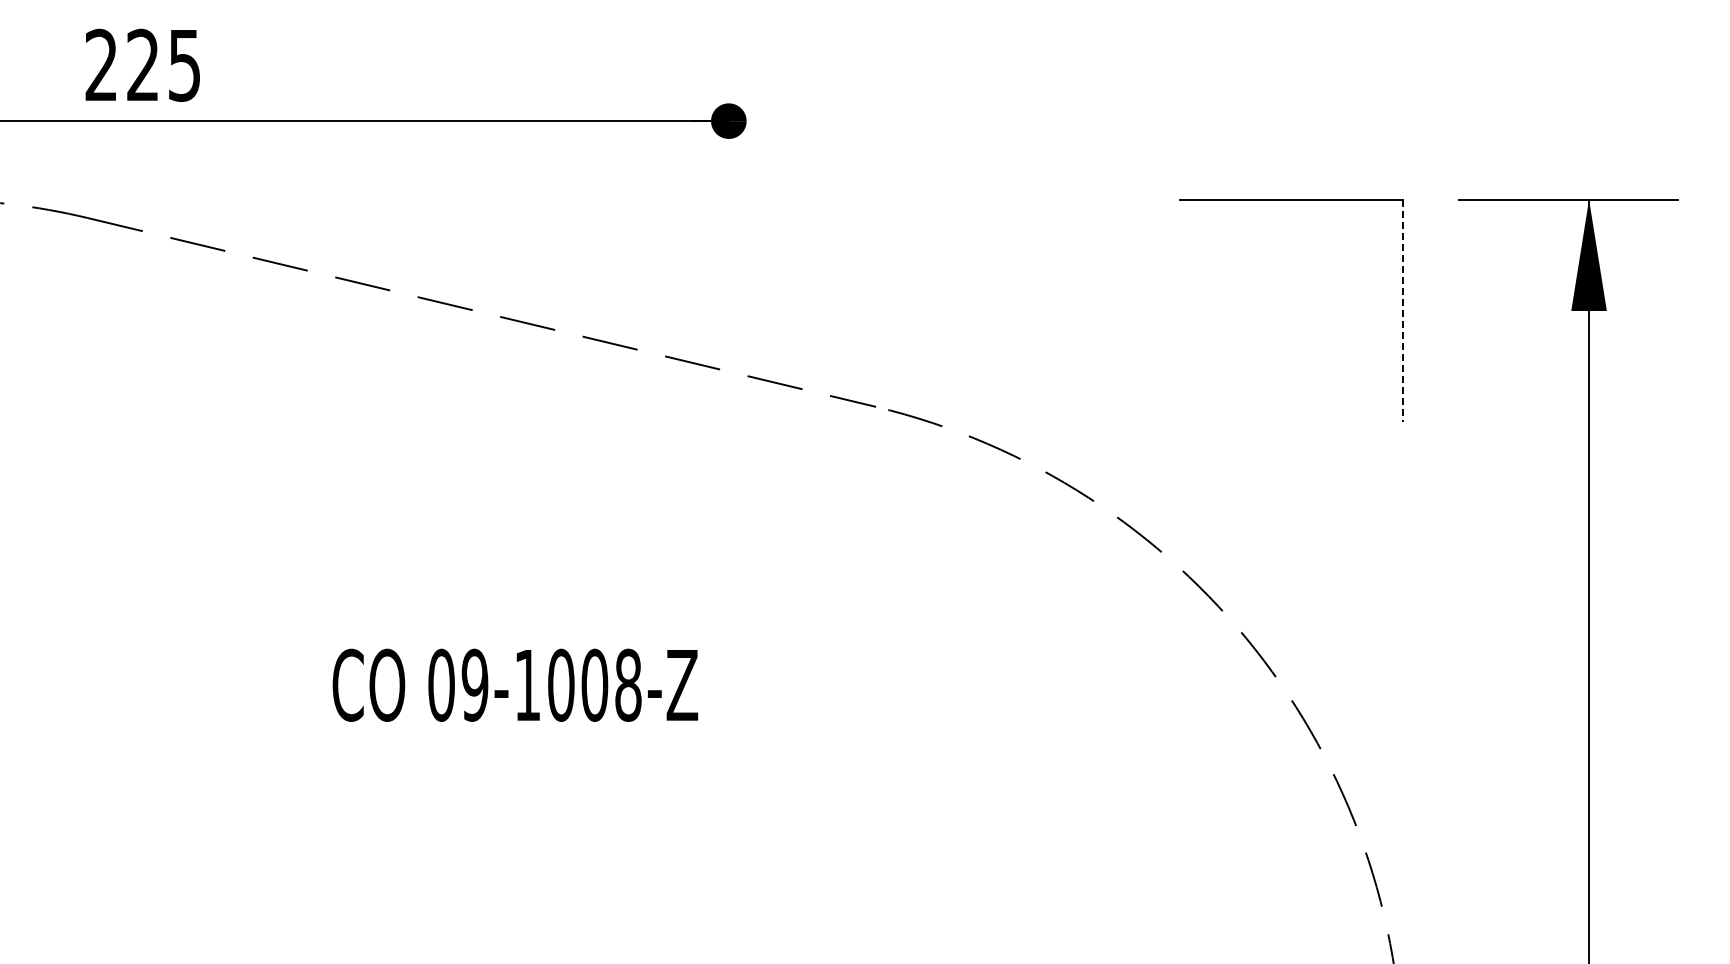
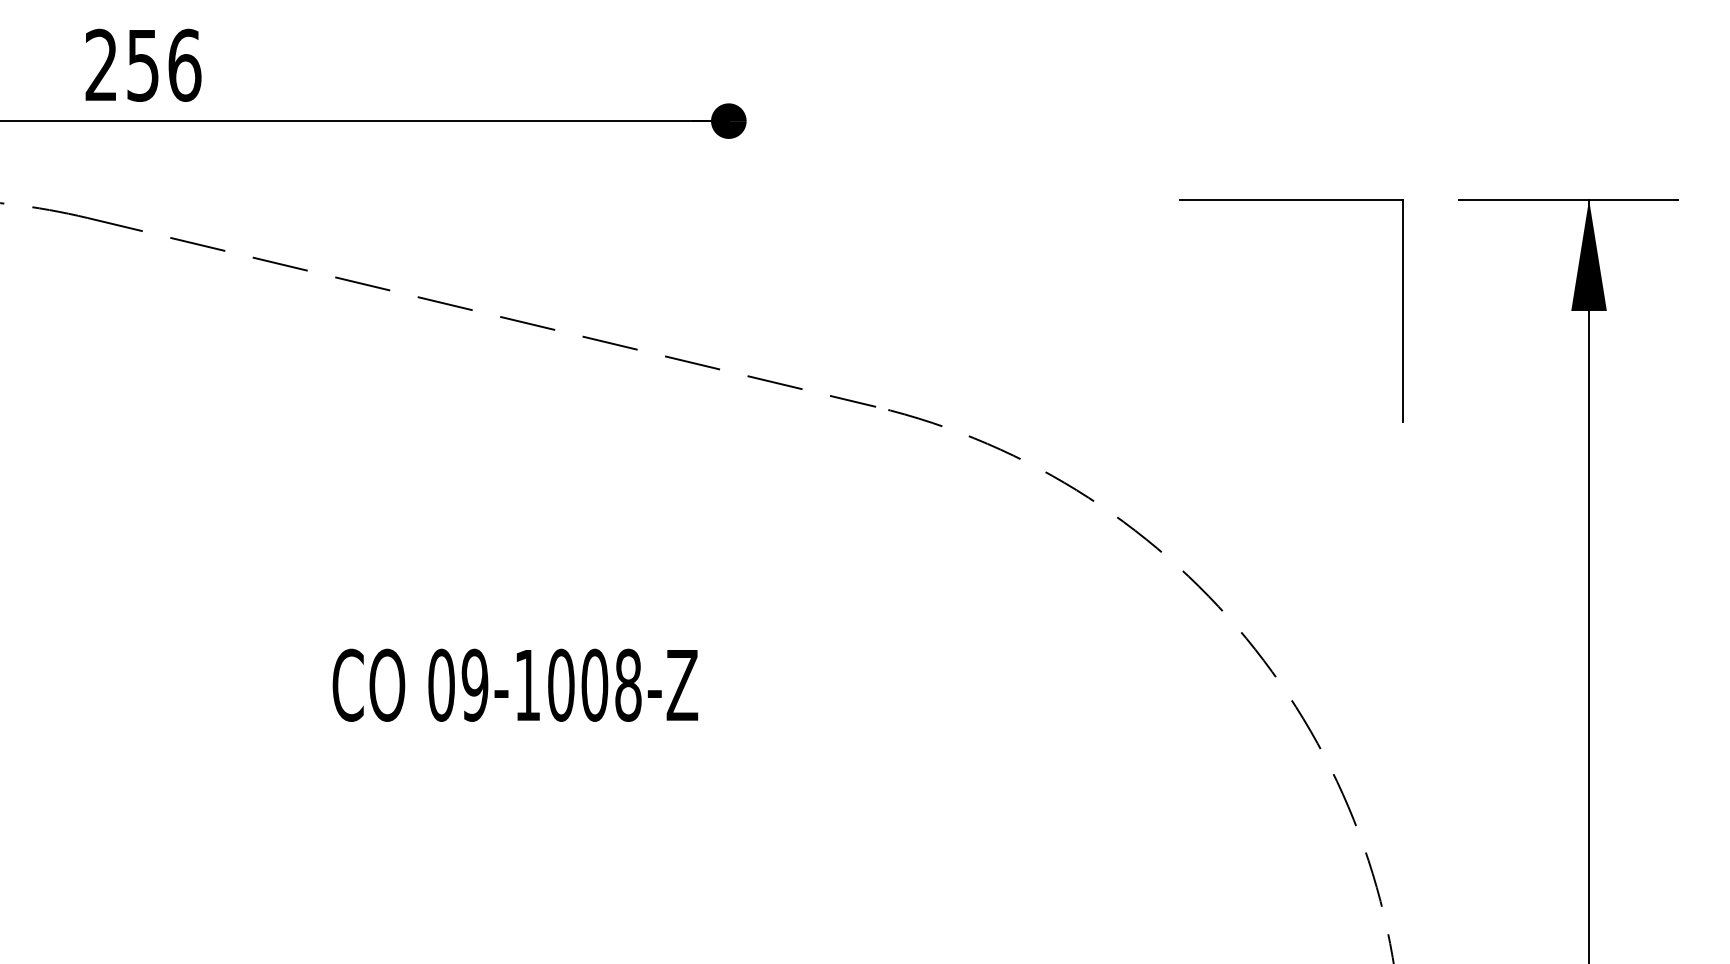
text: 225 -> 256 (164, 64)
line: dashed -> solid (1402, 311)
